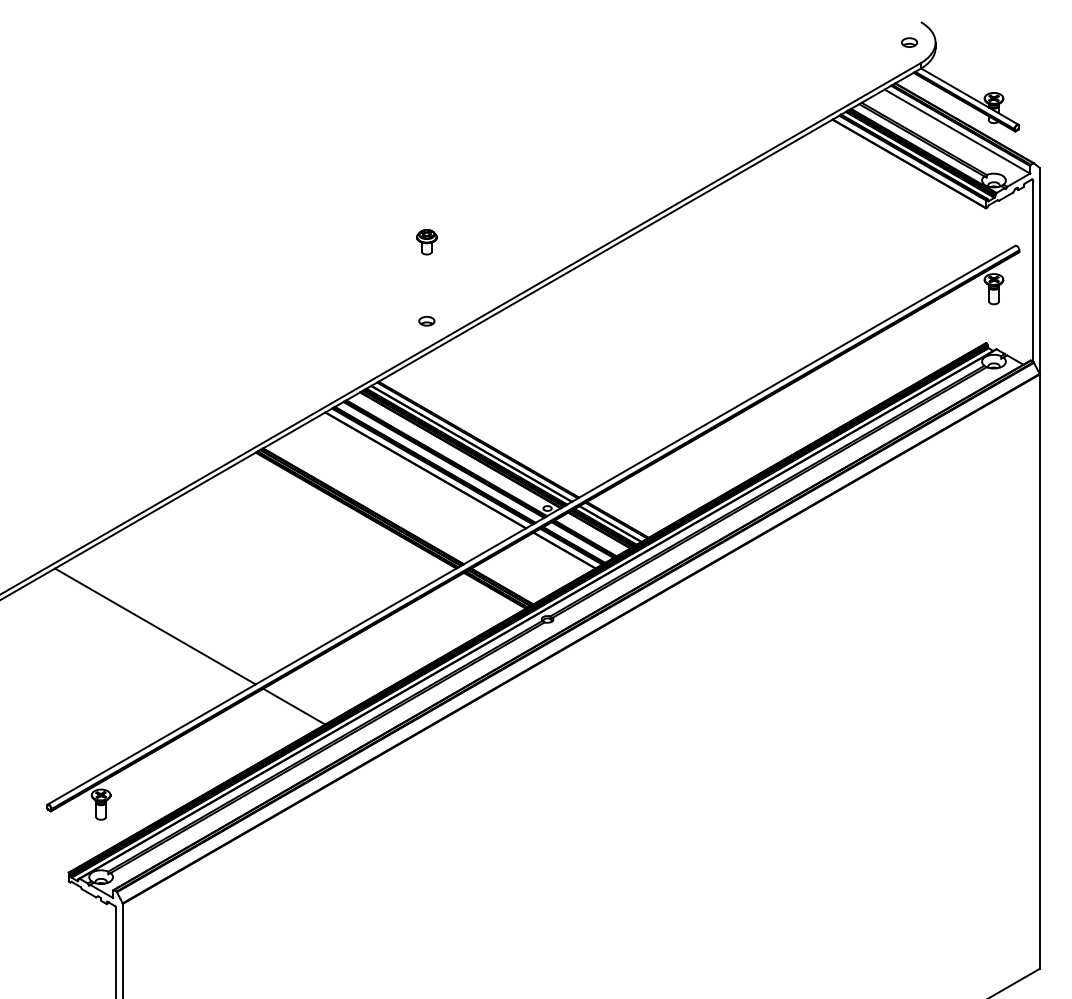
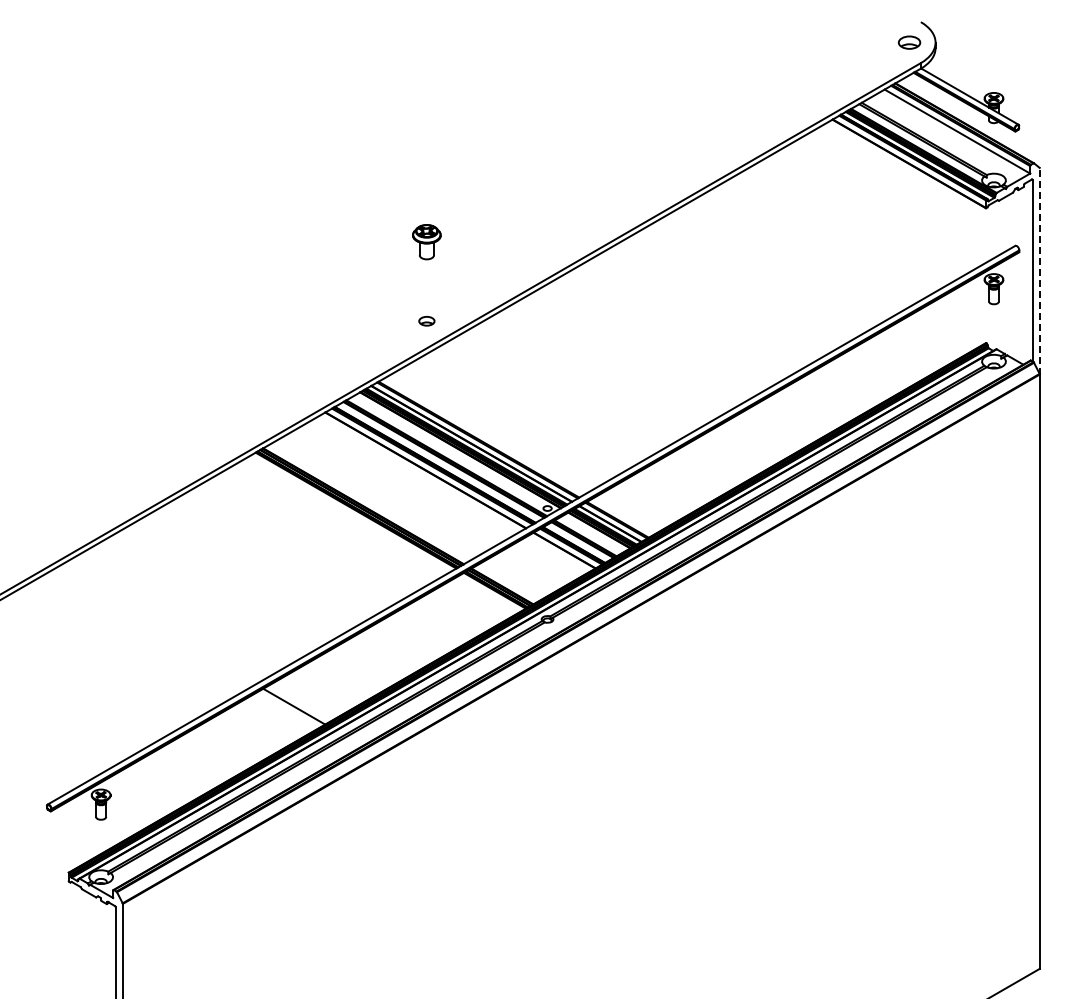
part size: 17x11 px -> 25x15 px (909, 42)
part size: 22x27 px -> 30x37 px (426, 242)
line: solid -> dashed (1039, 270)
line: present -> none (155, 626)
